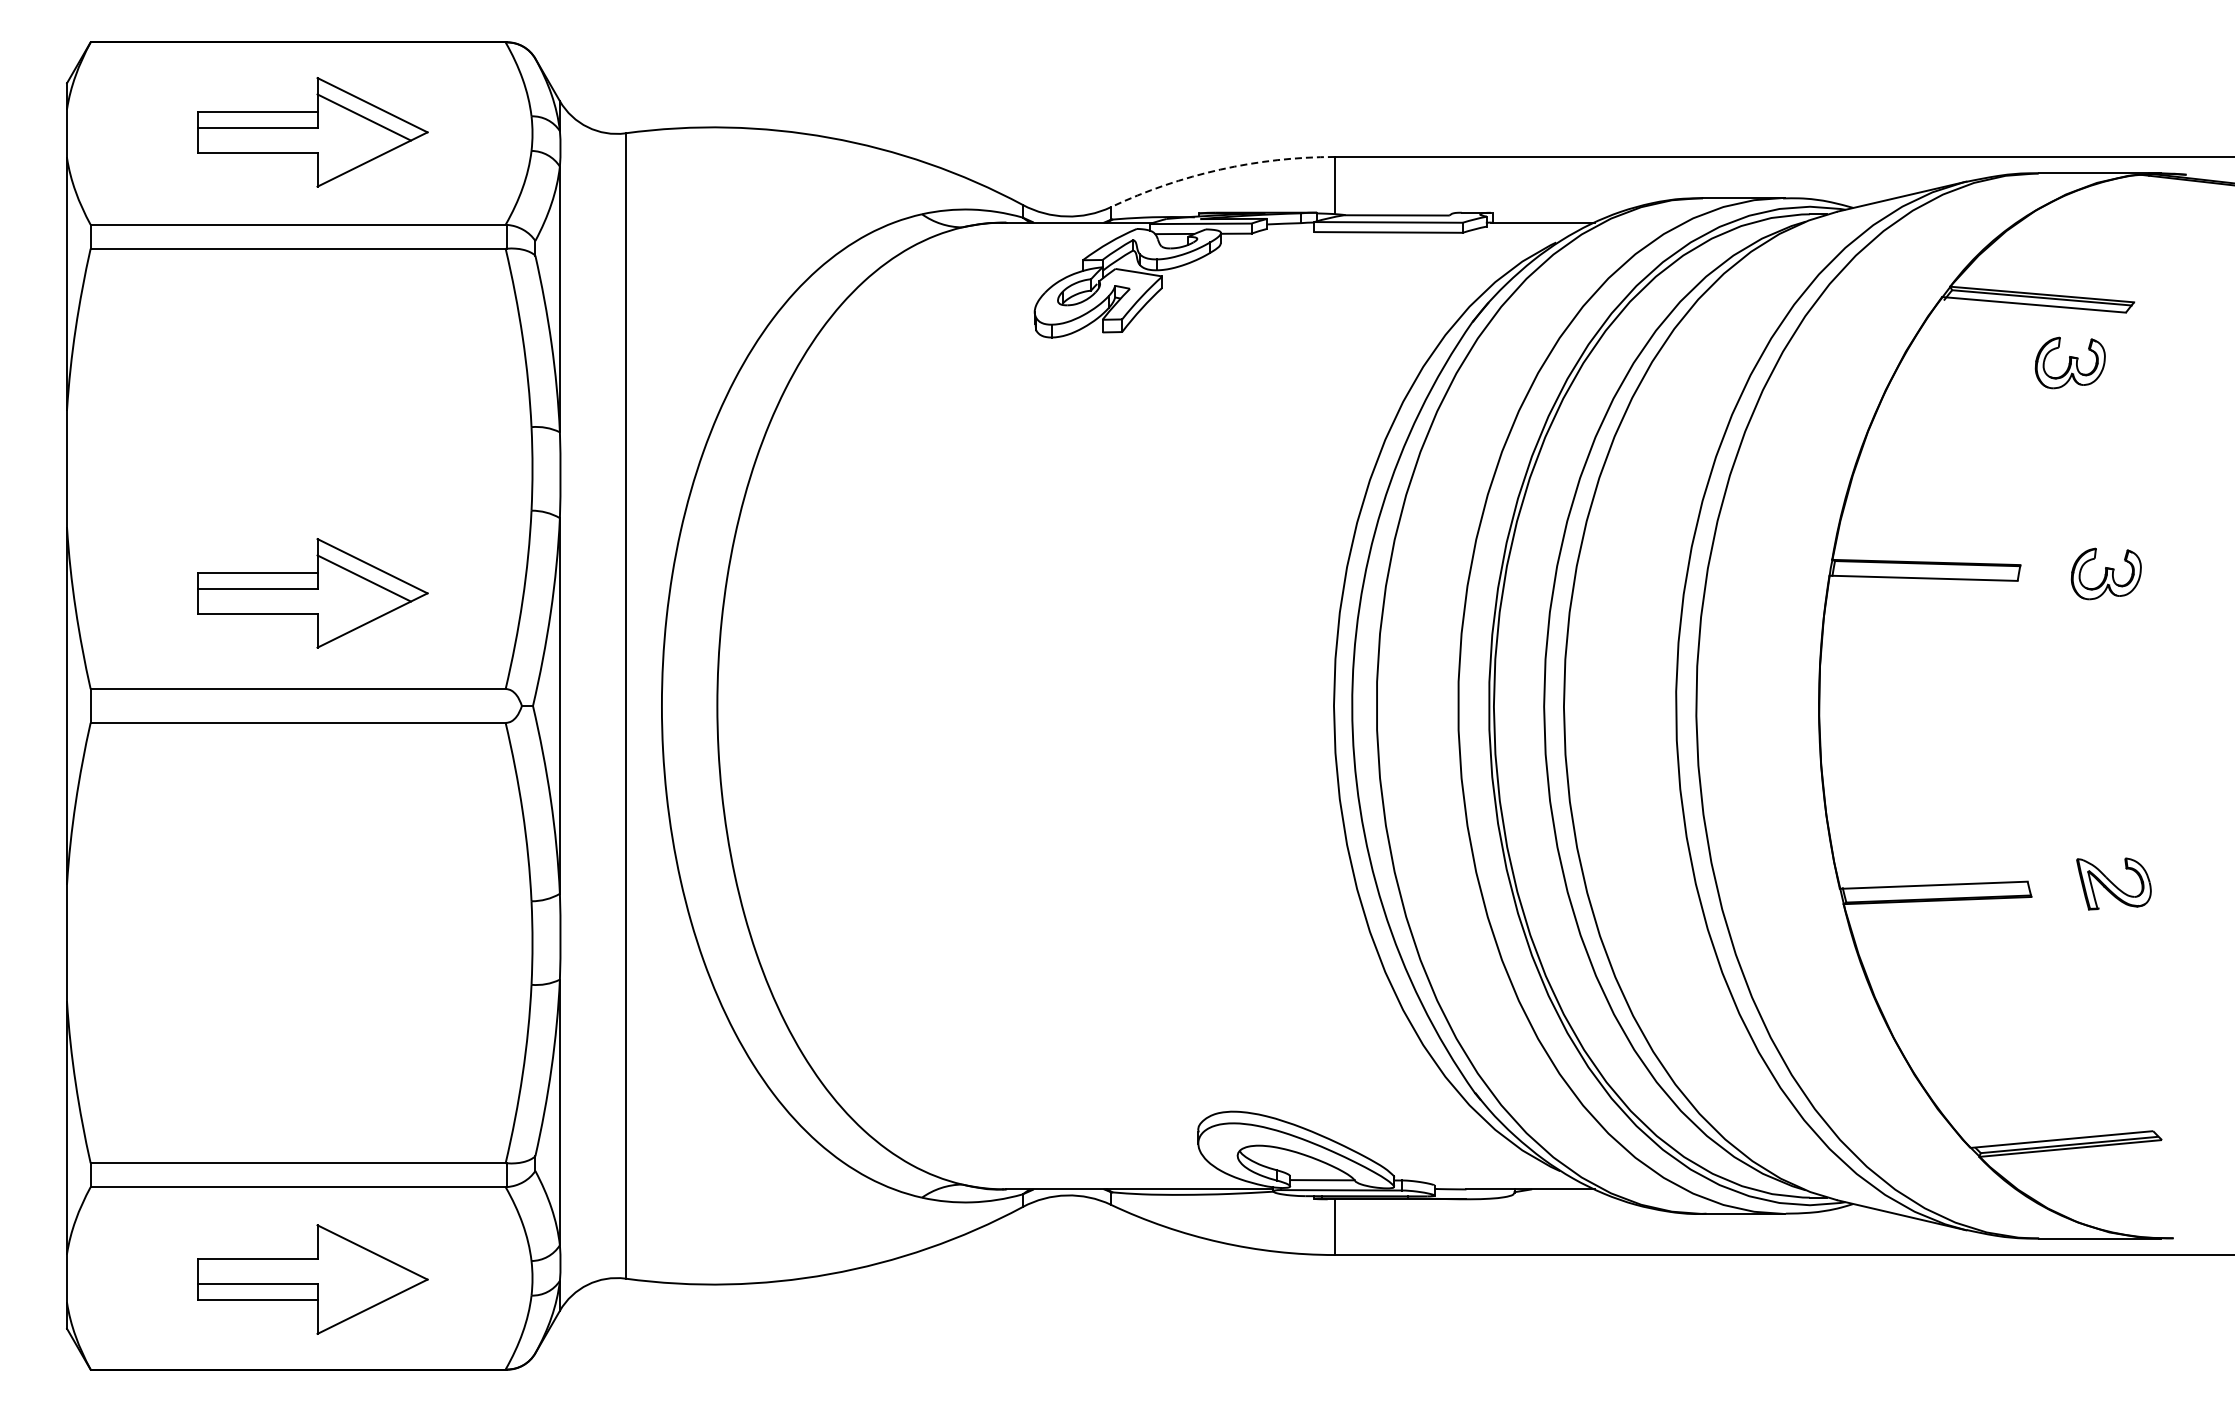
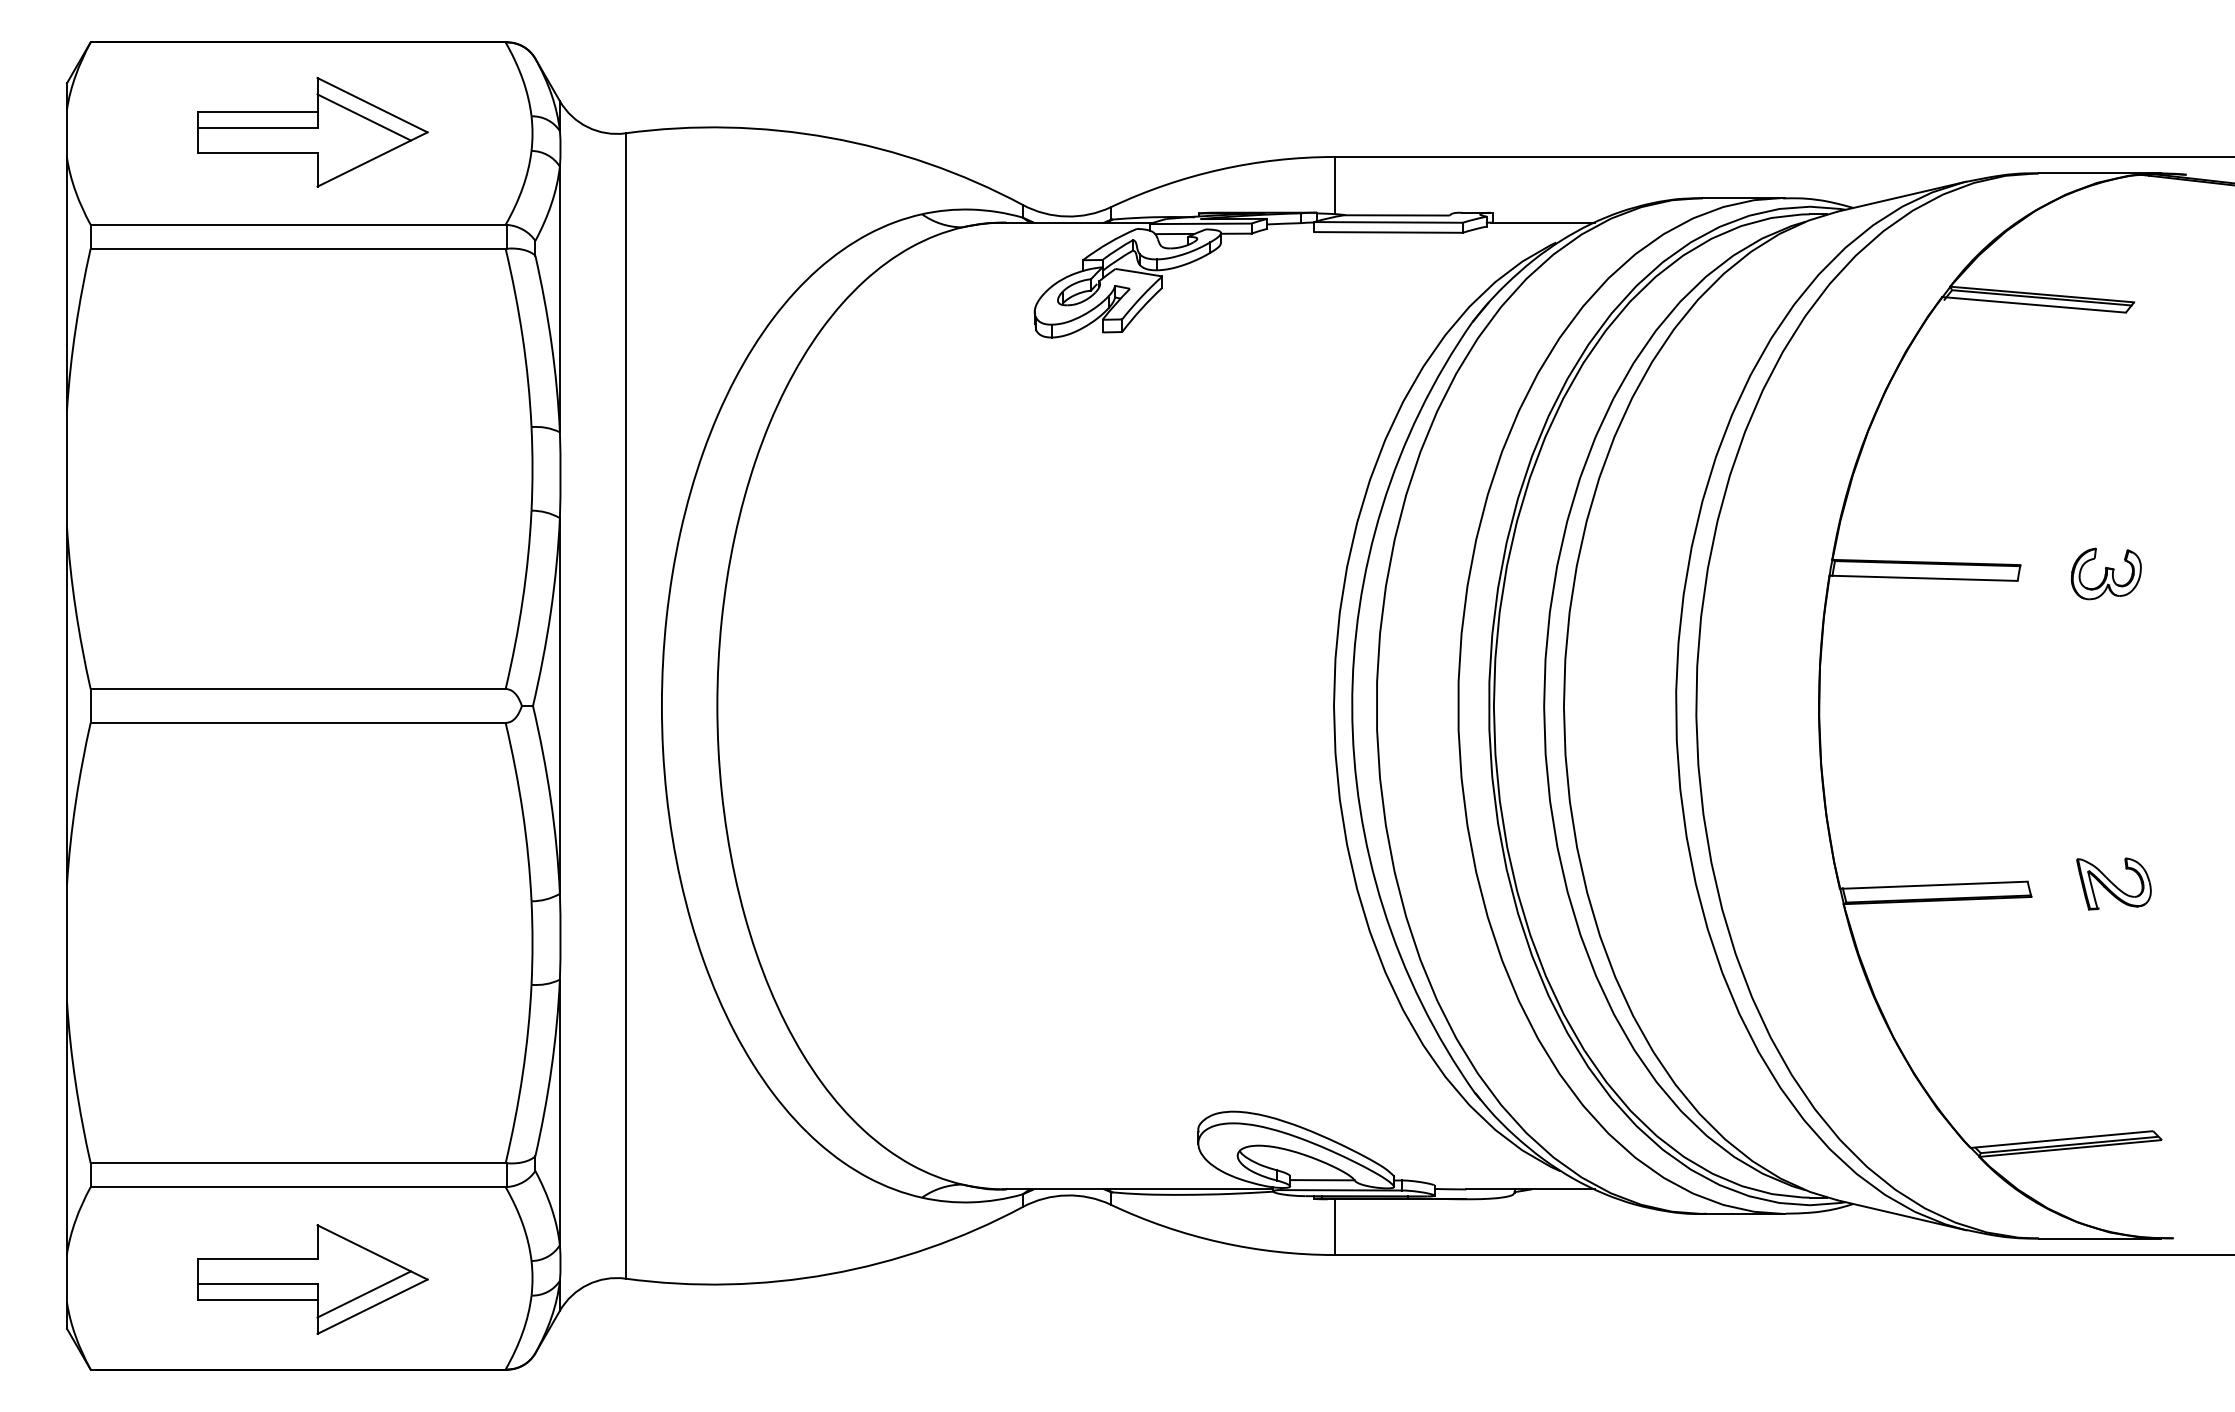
arc: dashed -> solid (1220, 169)
part: present -> none (2069, 362)
part: present -> none (312, 593)
line: none -> present (363, 1294)
